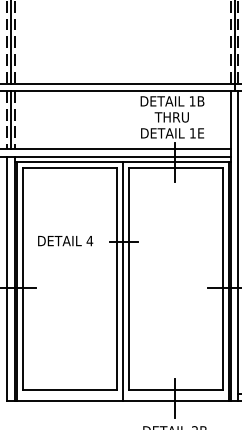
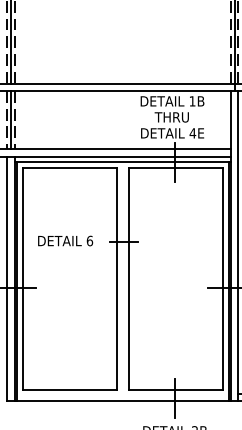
text: 1E -> 4E (192, 133)
text: 4 -> 6 (89, 240)
line: present -> none (122, 281)
